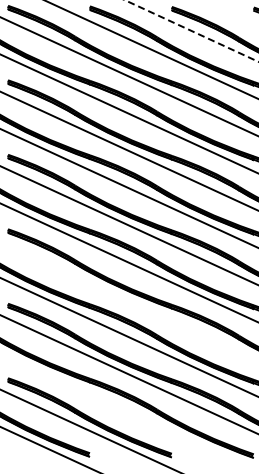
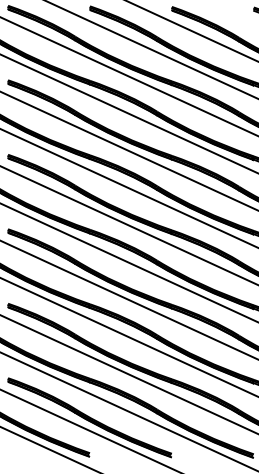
line: dashed -> solid (191, 30)
line: none -> present (128, 299)
line: none -> present (128, 411)
